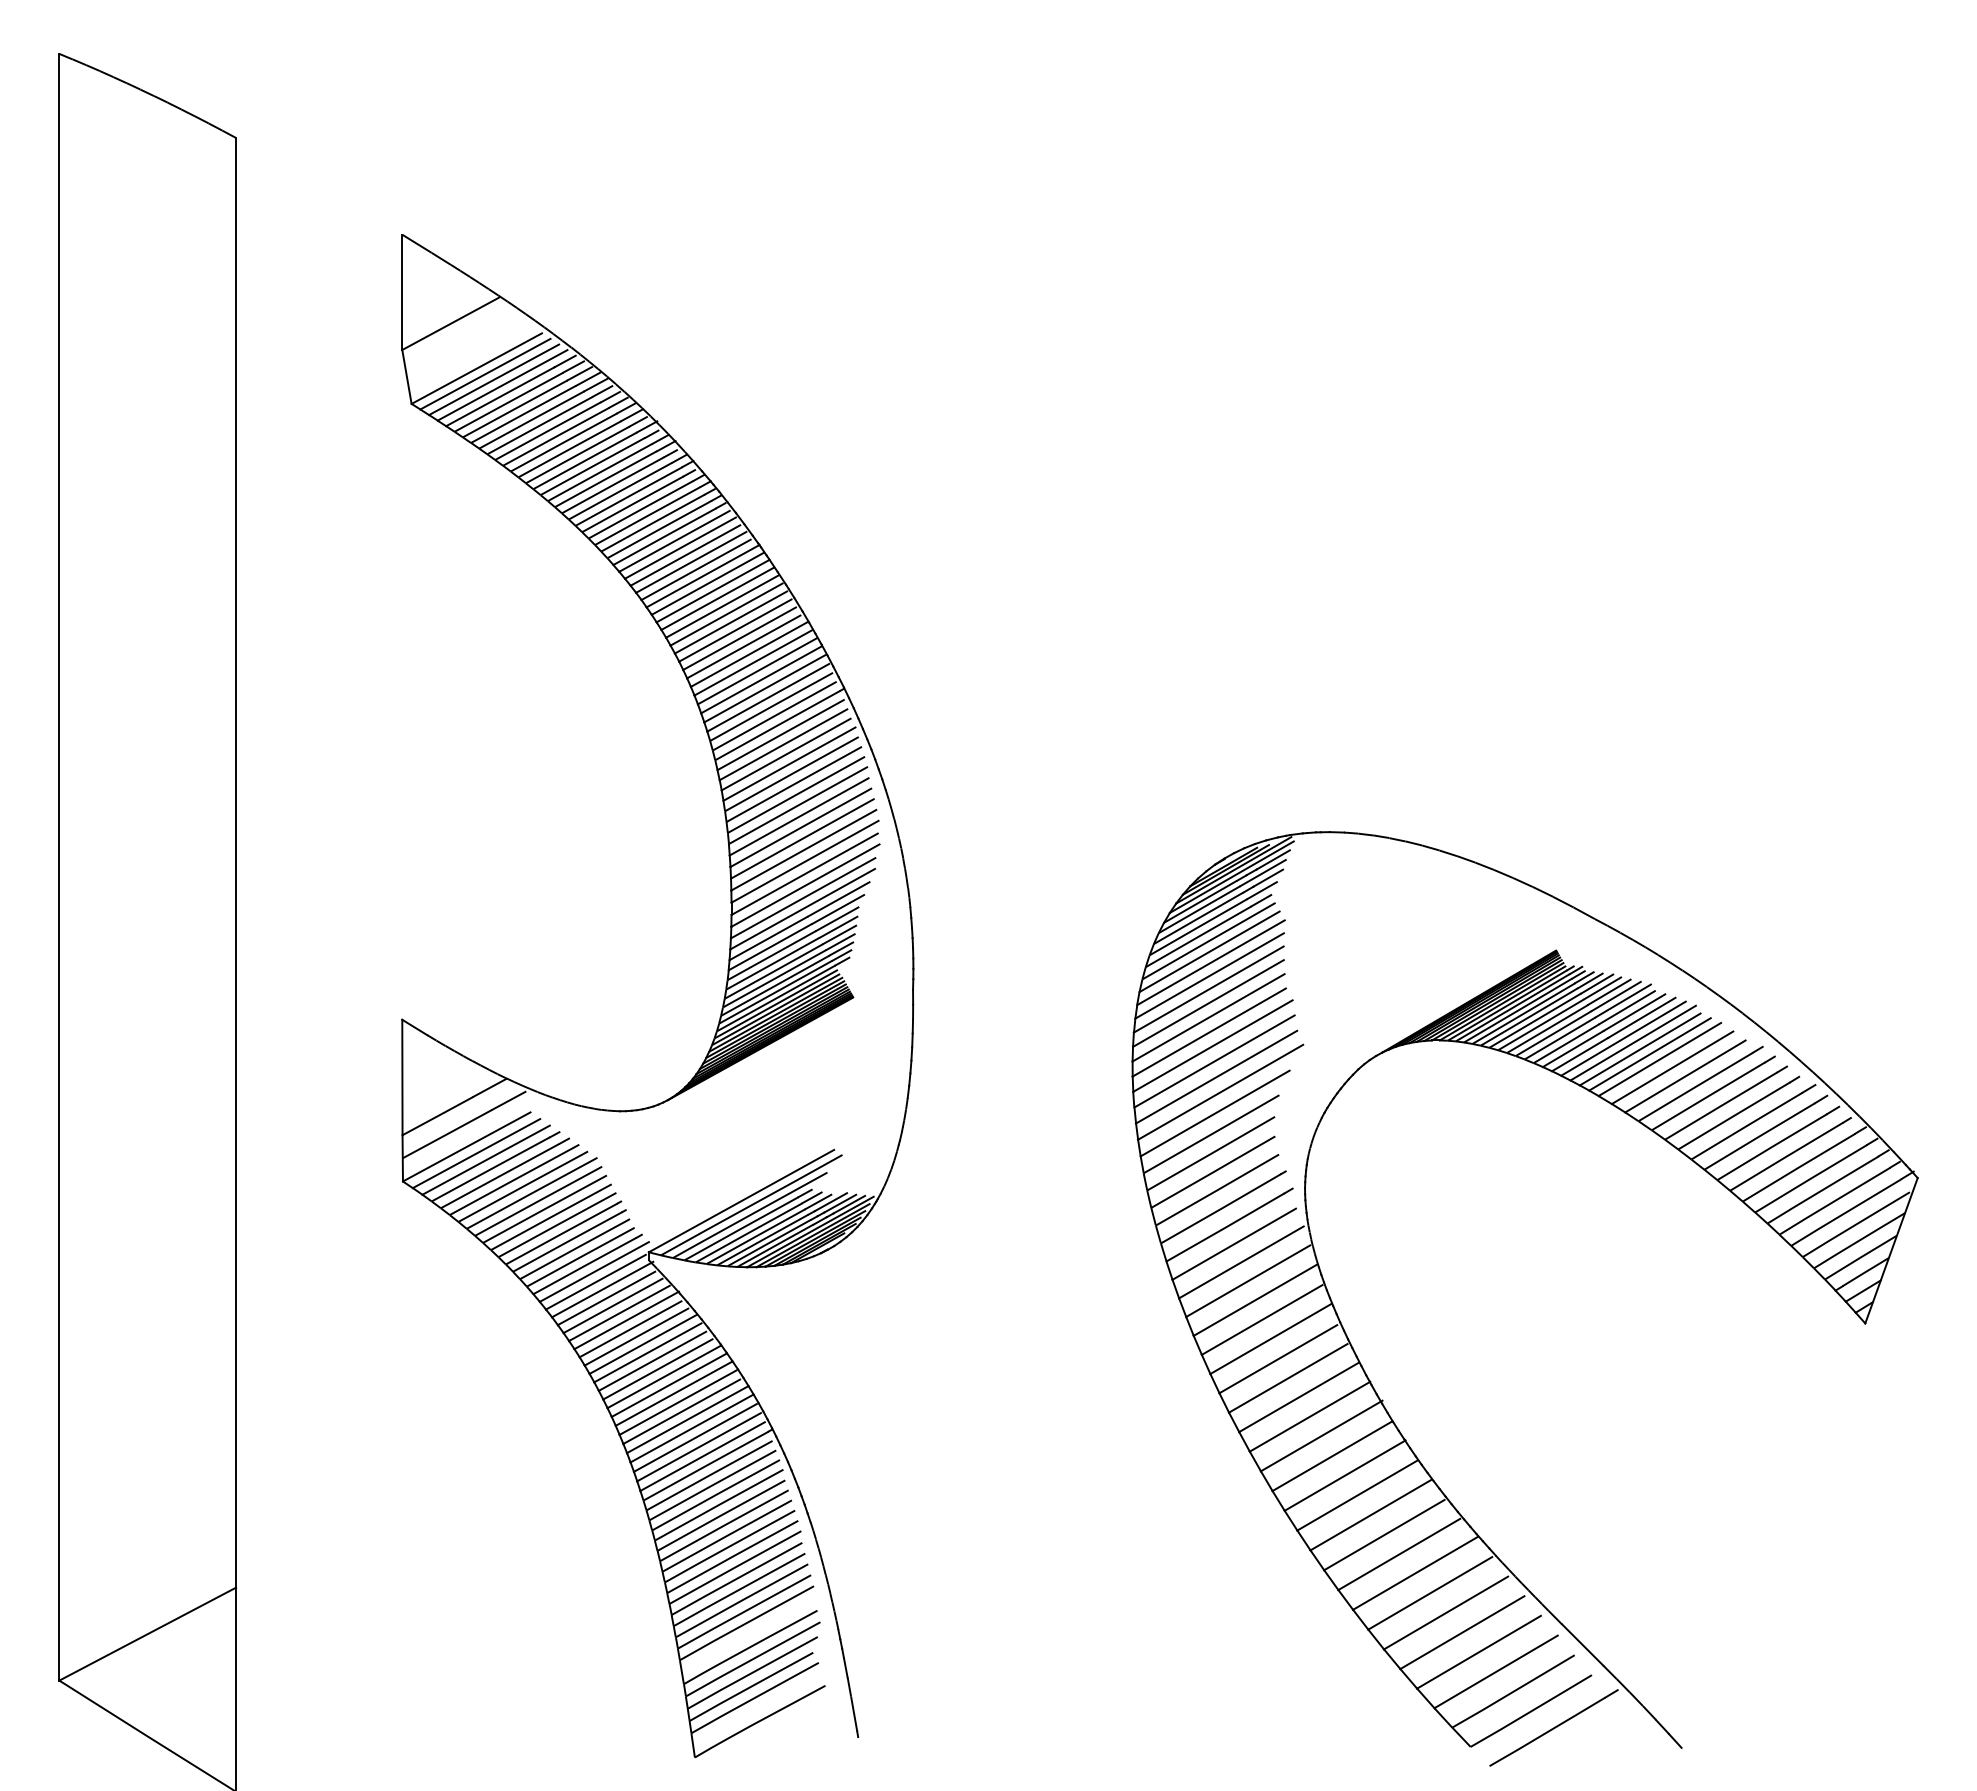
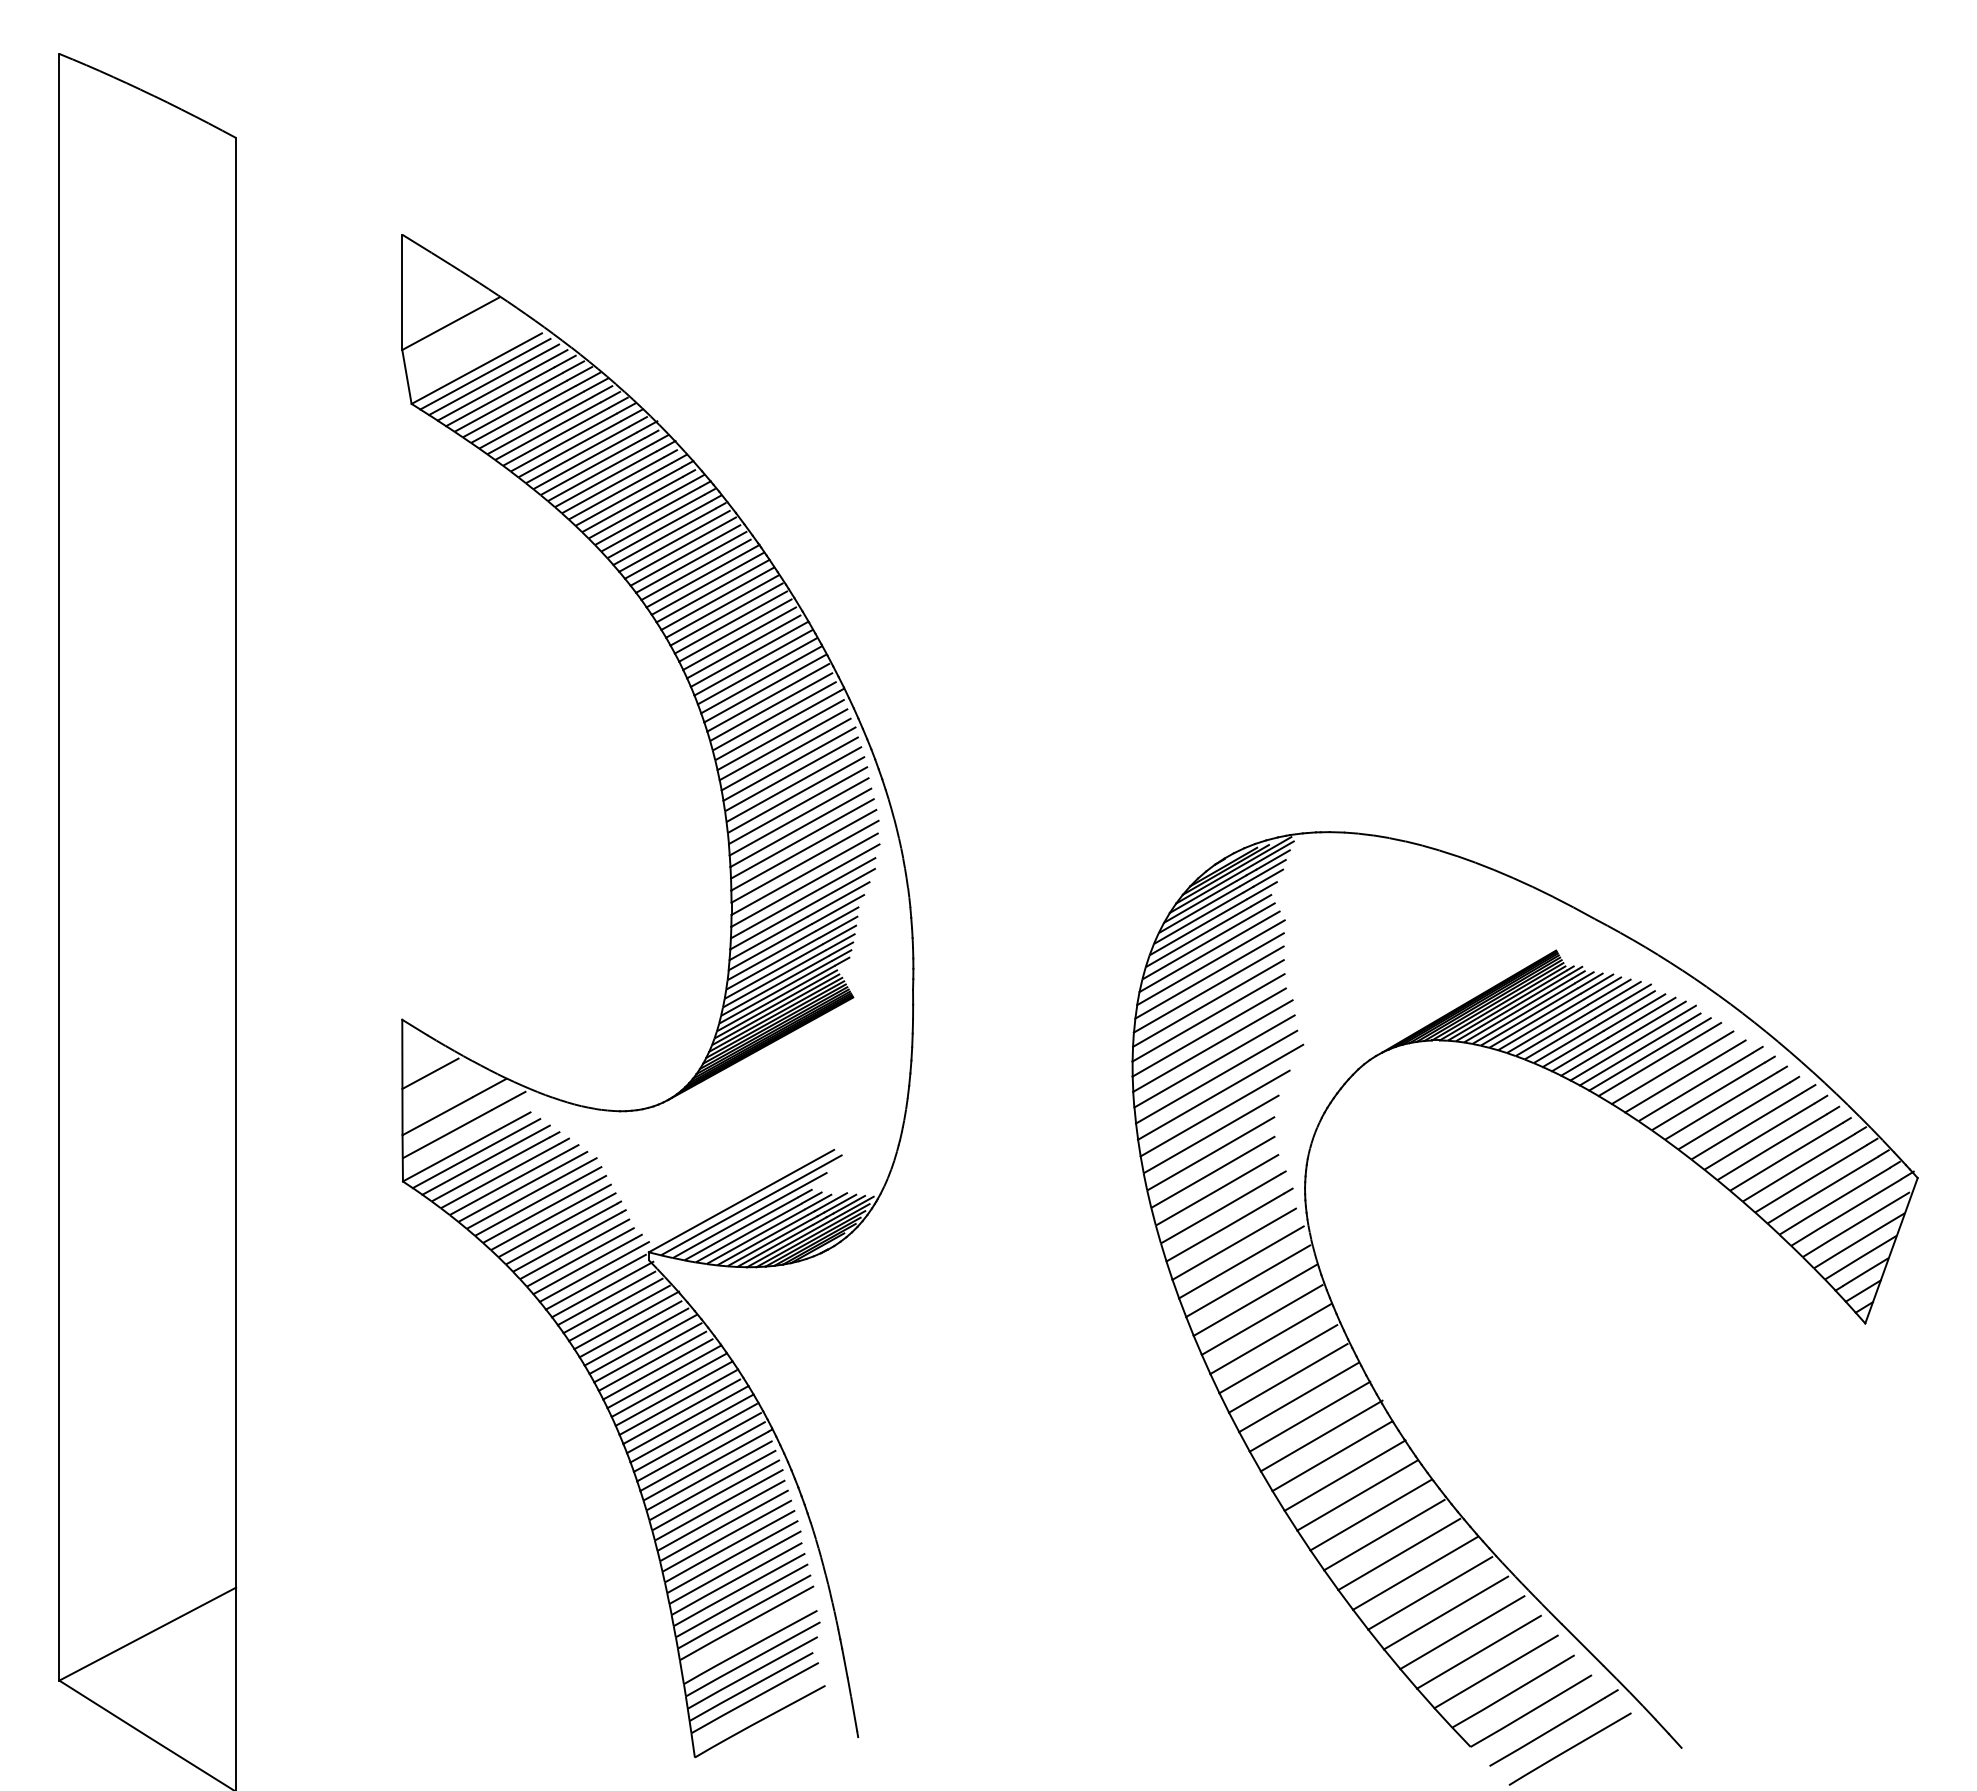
line: none -> present (430, 1073)
line: none -> present (1569, 1748)
